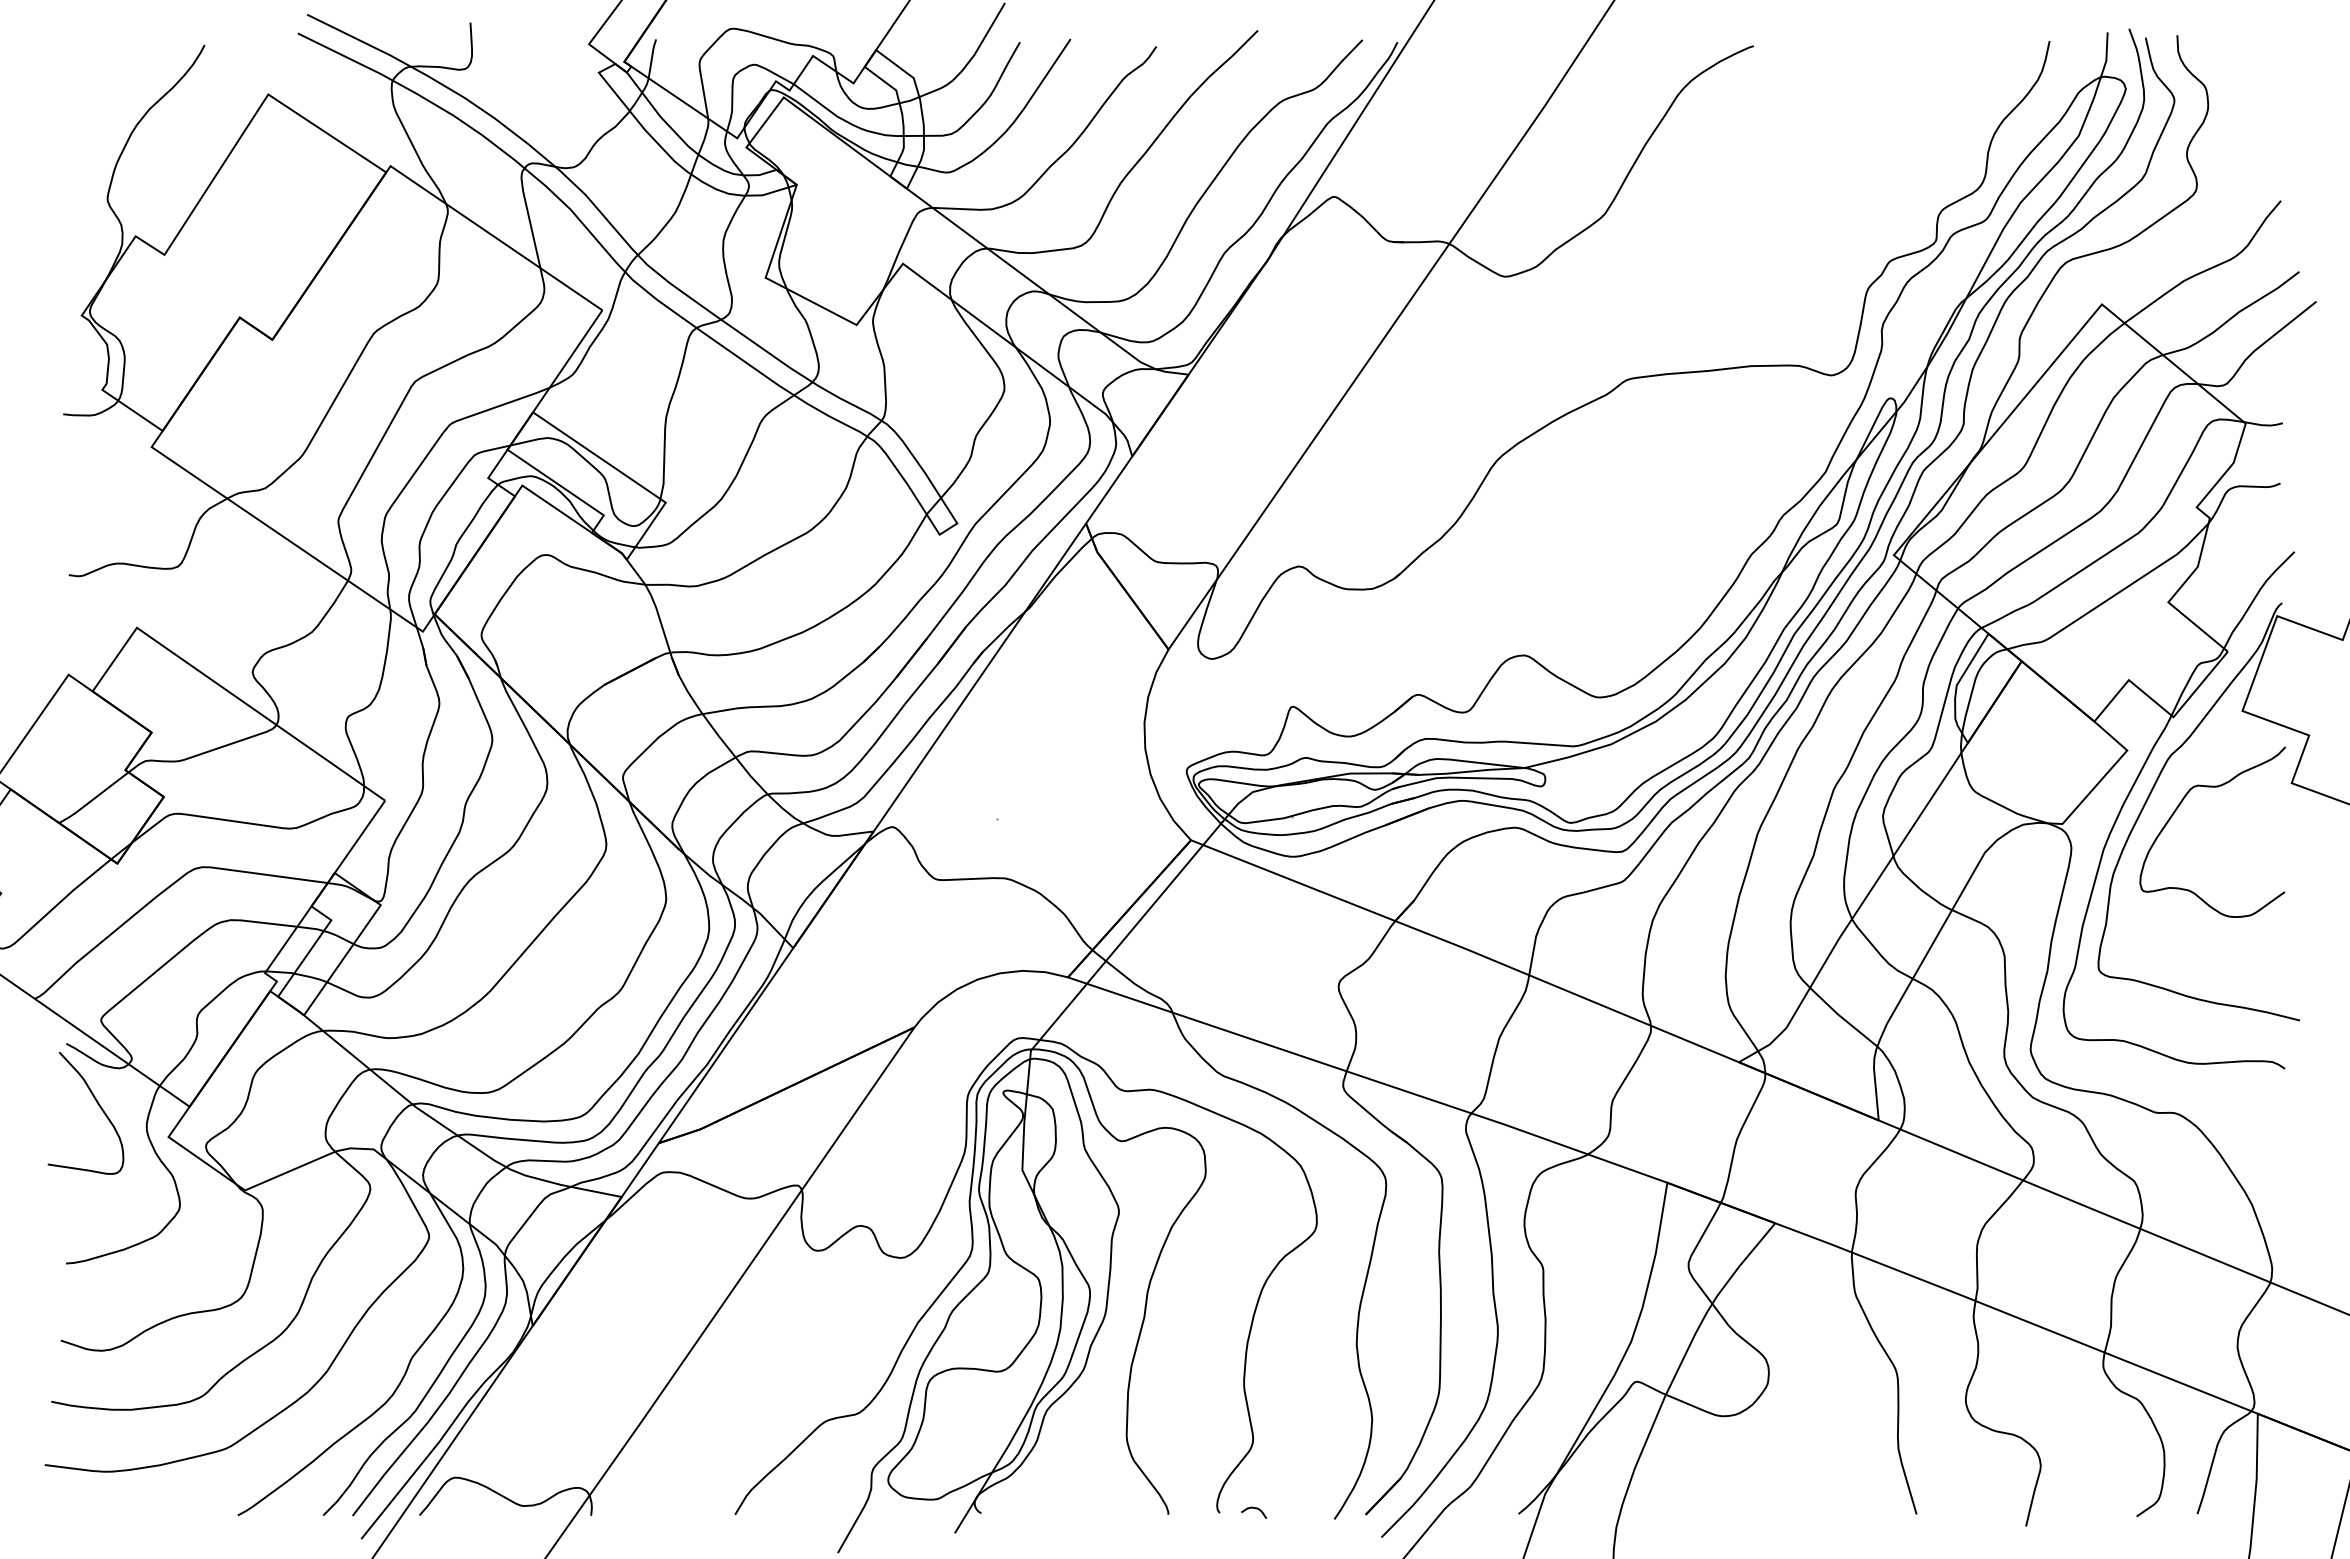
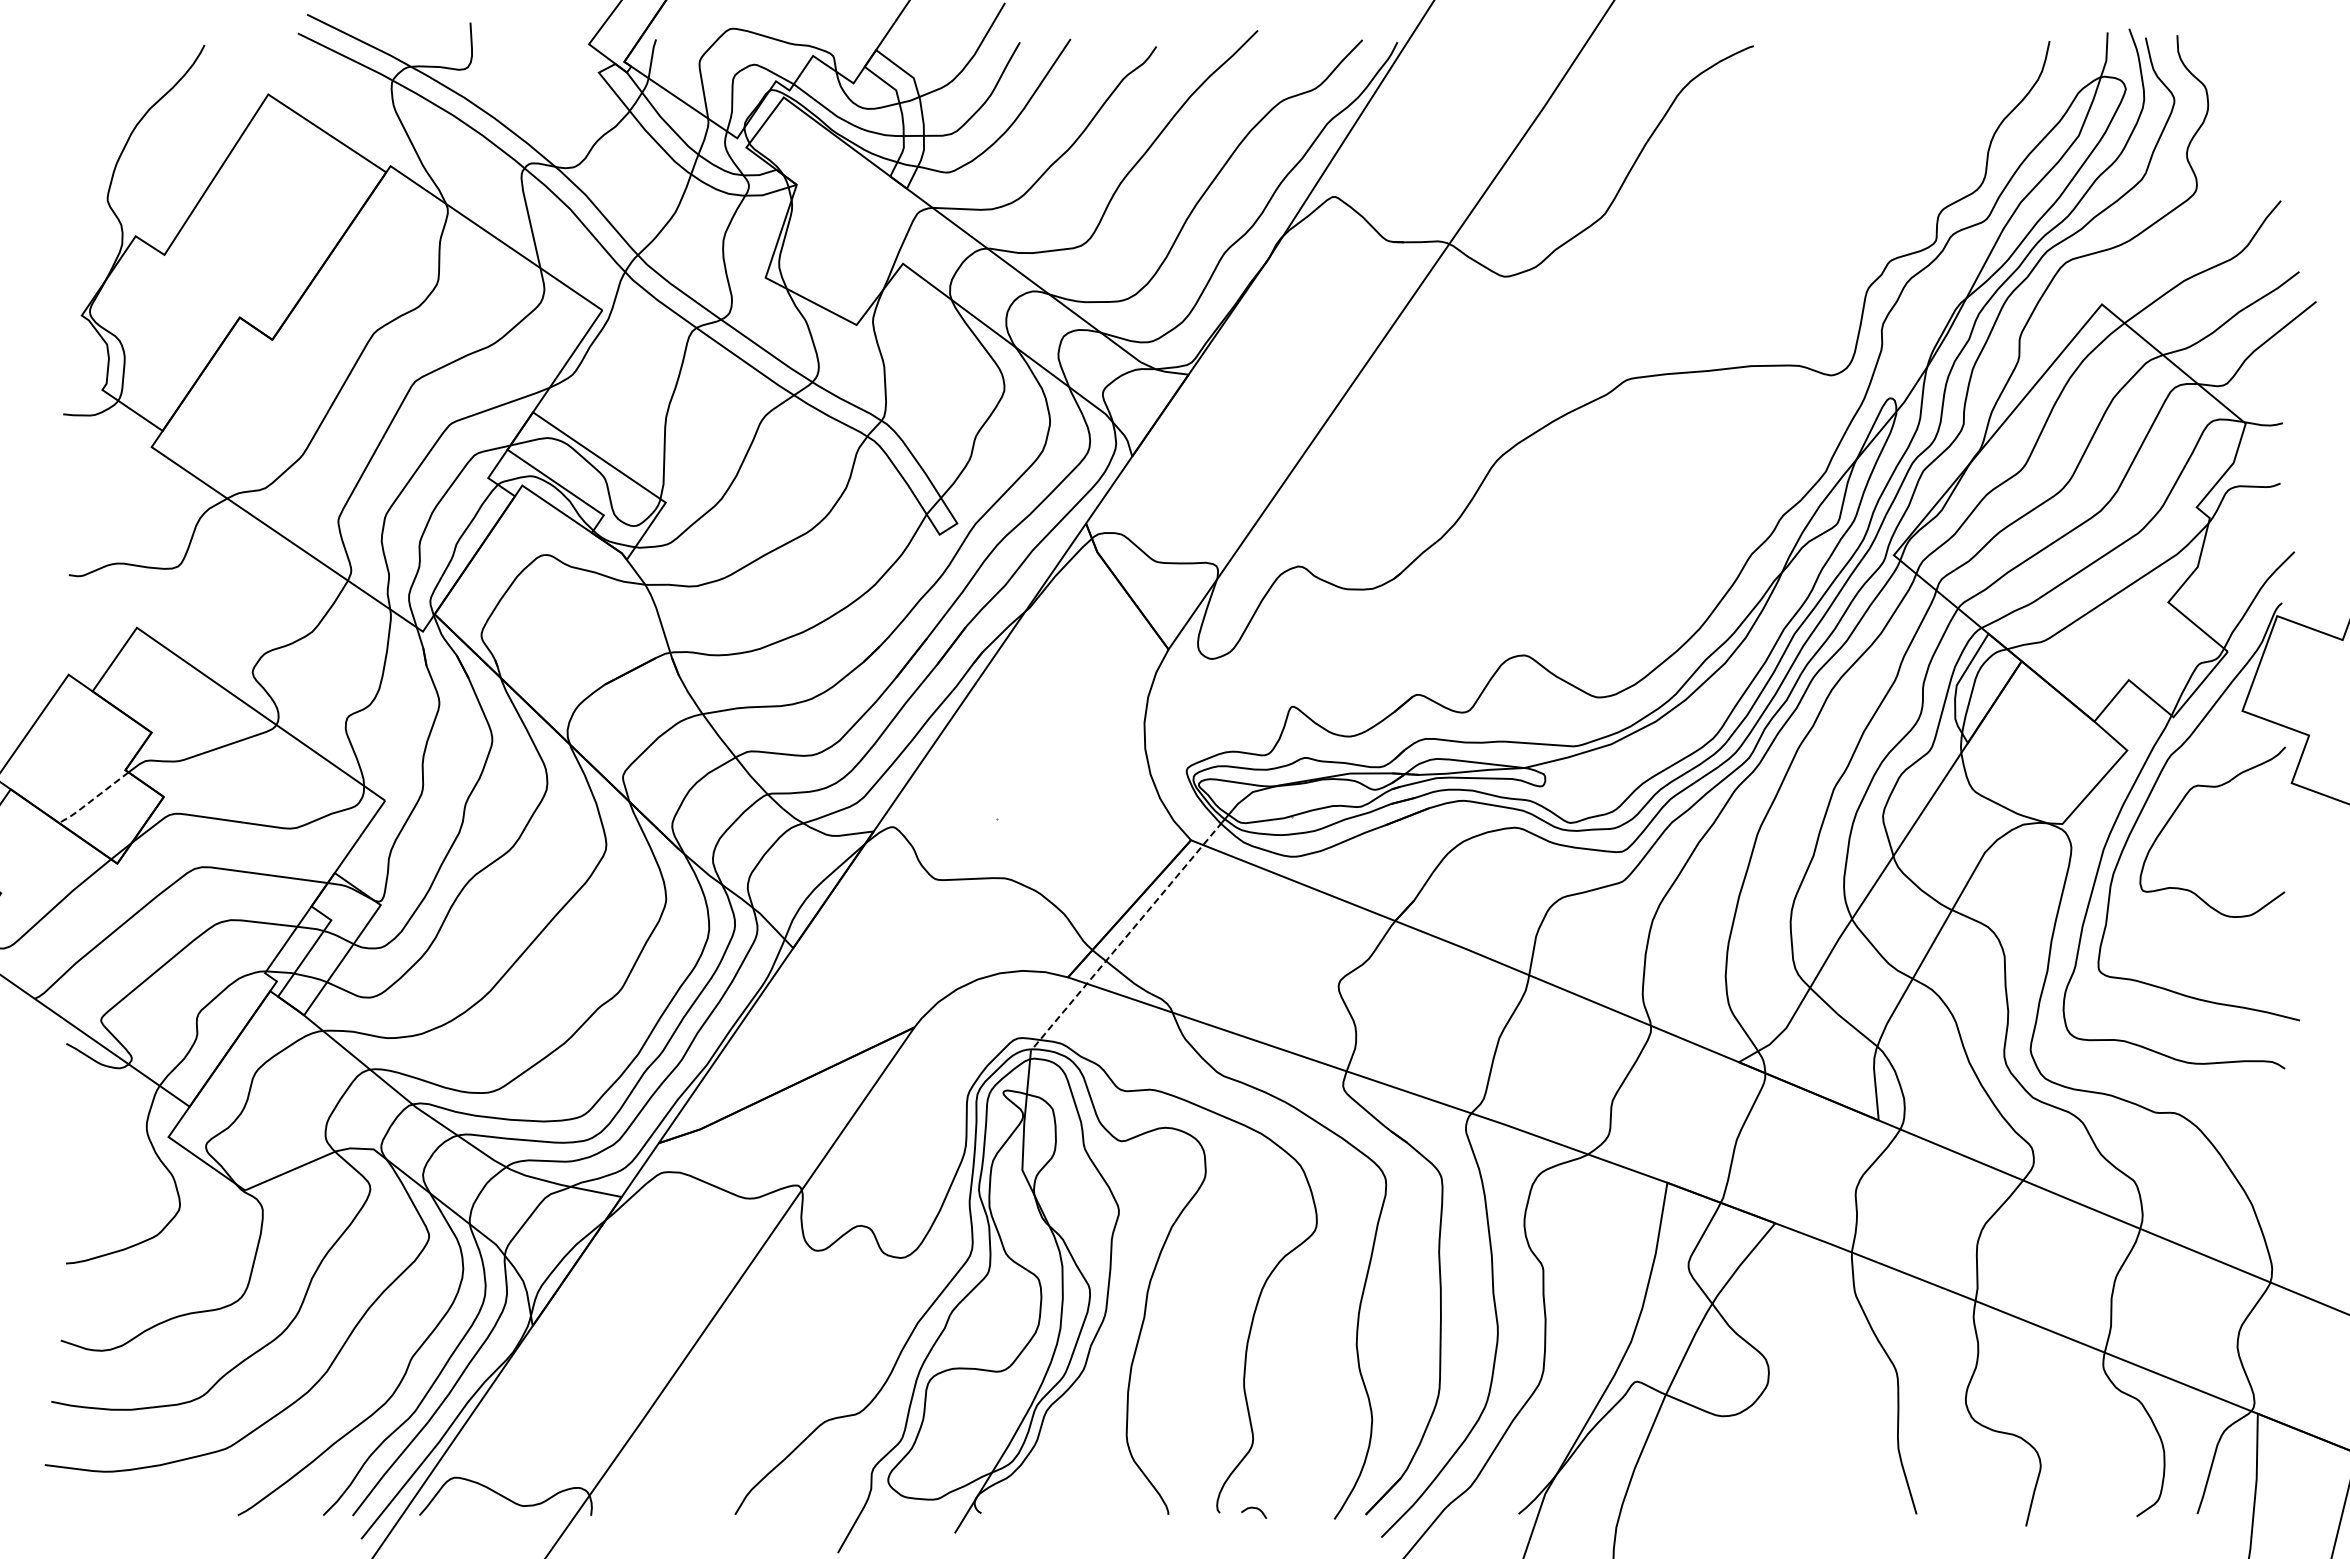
line: solid -> dashed (93, 799)
line: solid -> dashed (1126, 936)
curve: present -> none (97, 1104)
